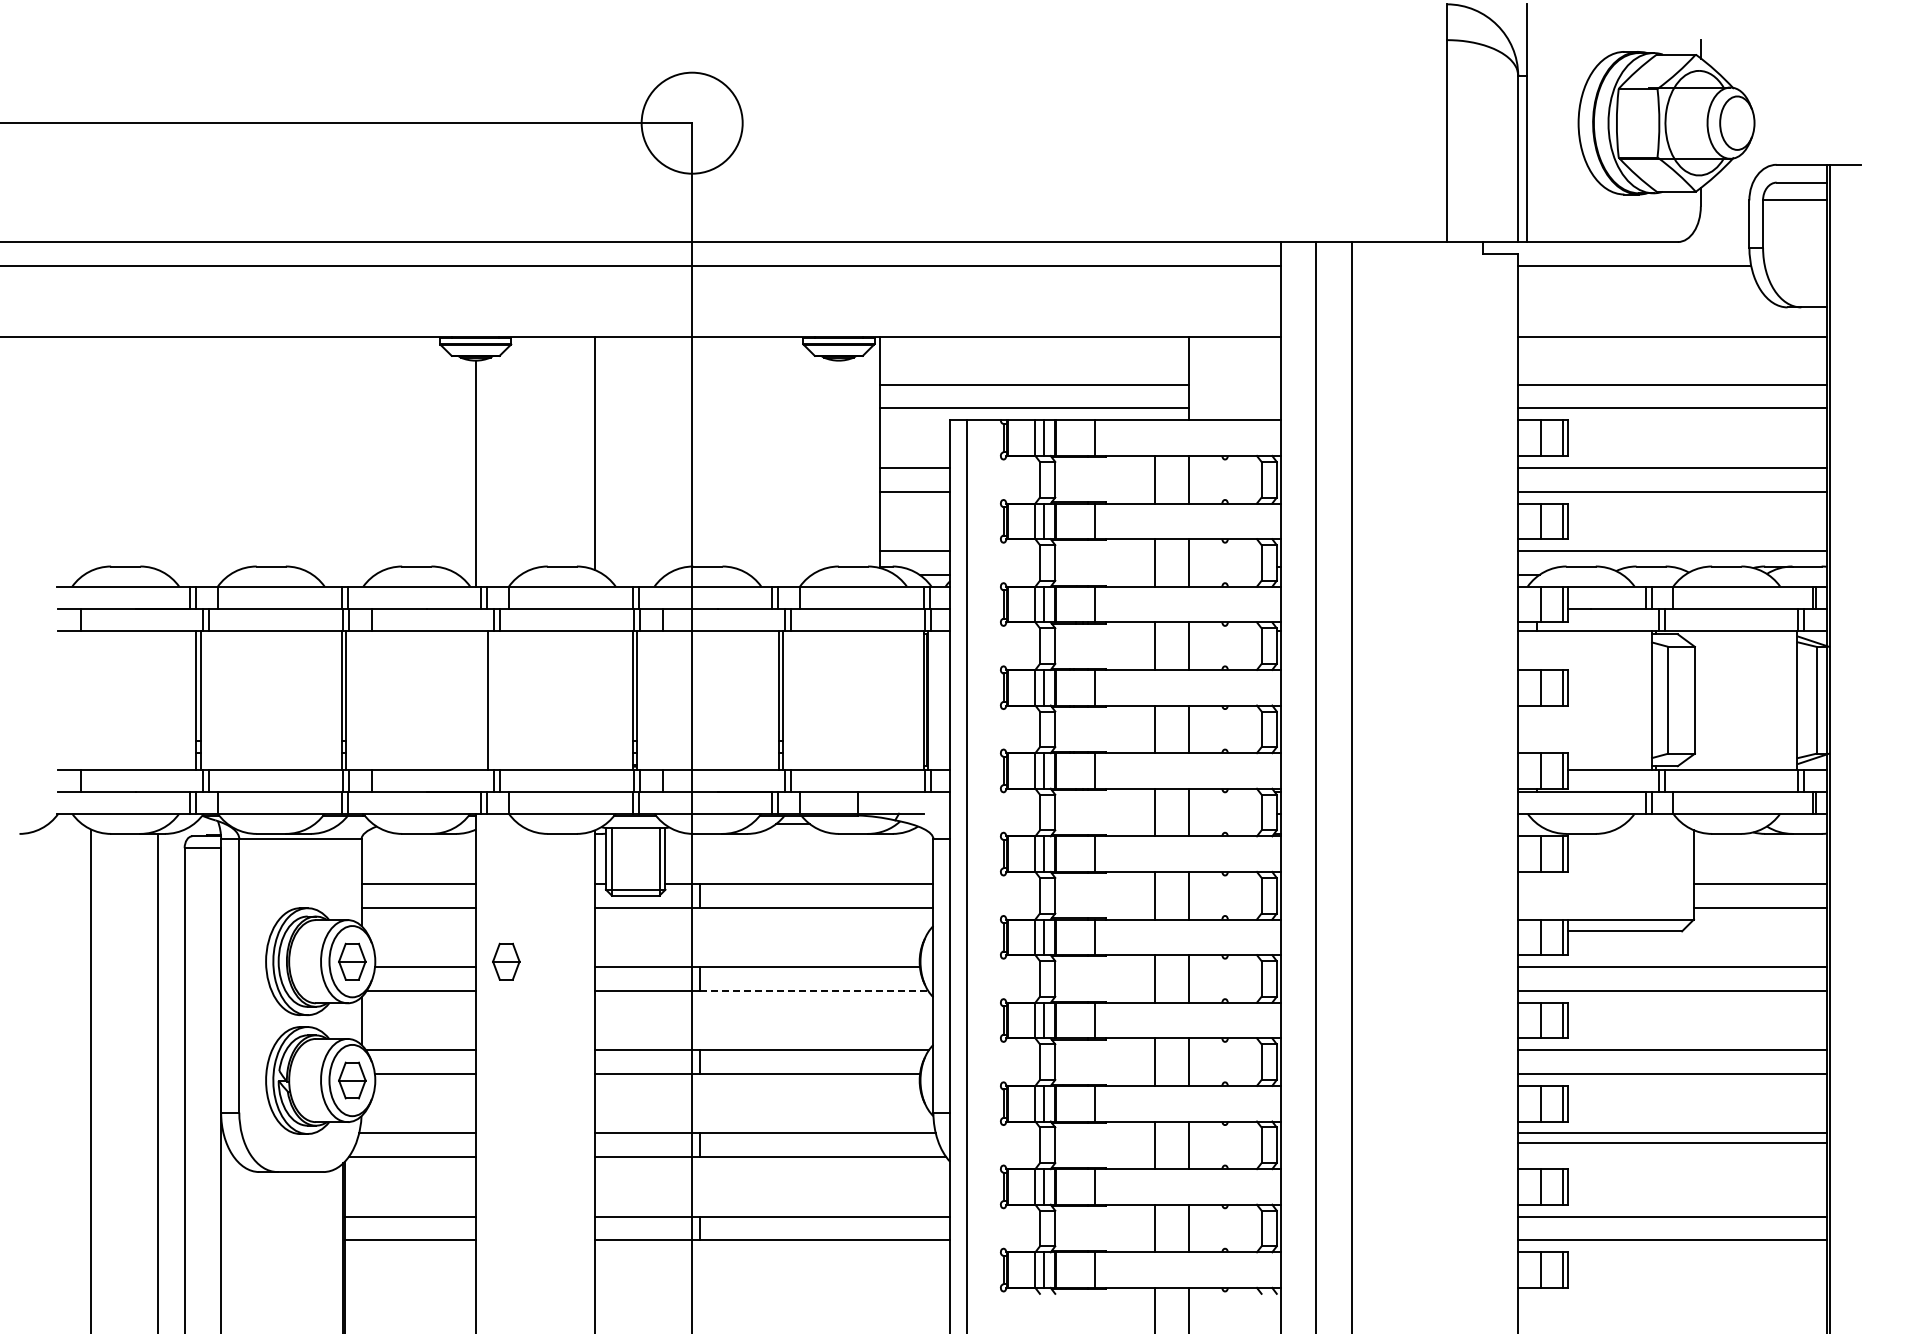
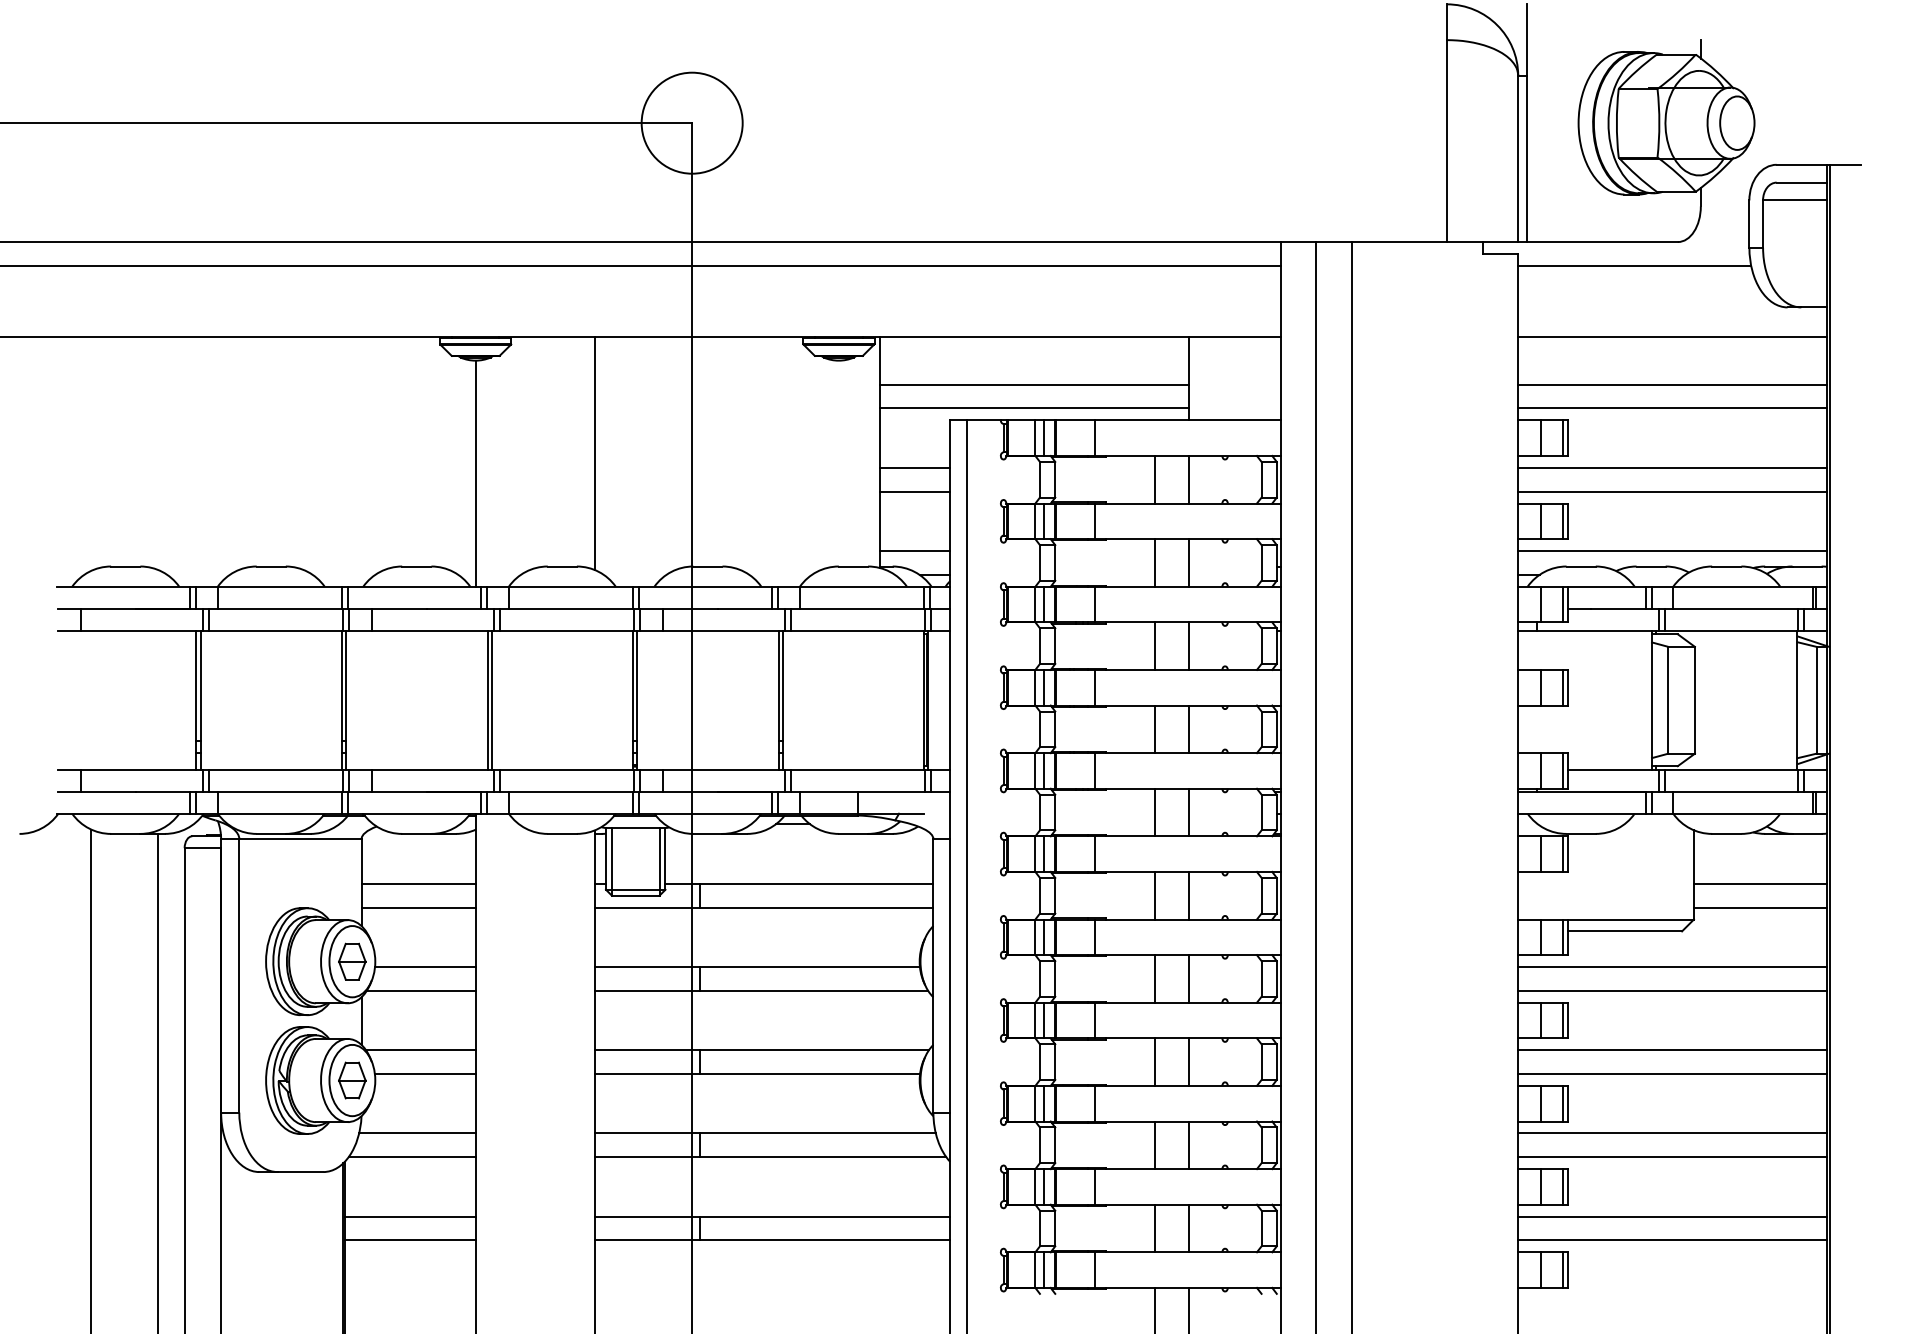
line: none -> present (491, 699)
part: present -> none (506, 961)
line: dashed -> solid (814, 990)
line position: (1672, 1143) -> (1672, 1157) (1672, 1157)
